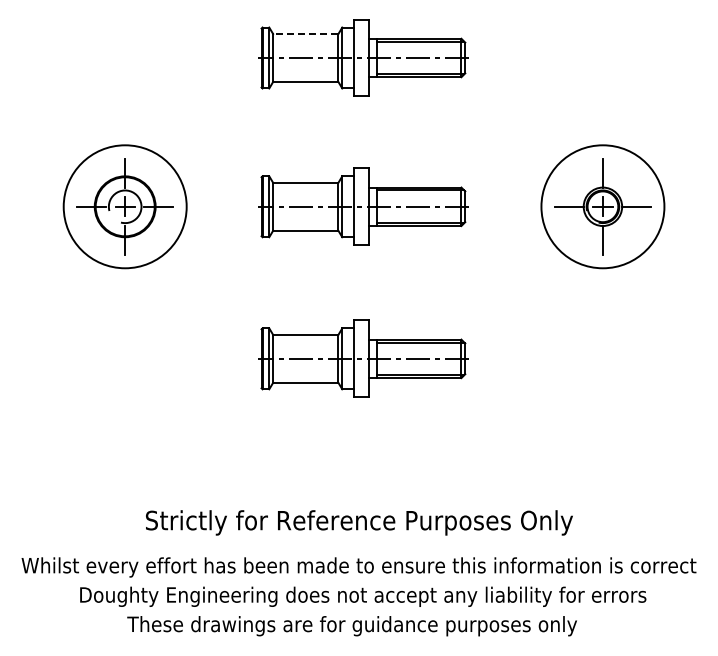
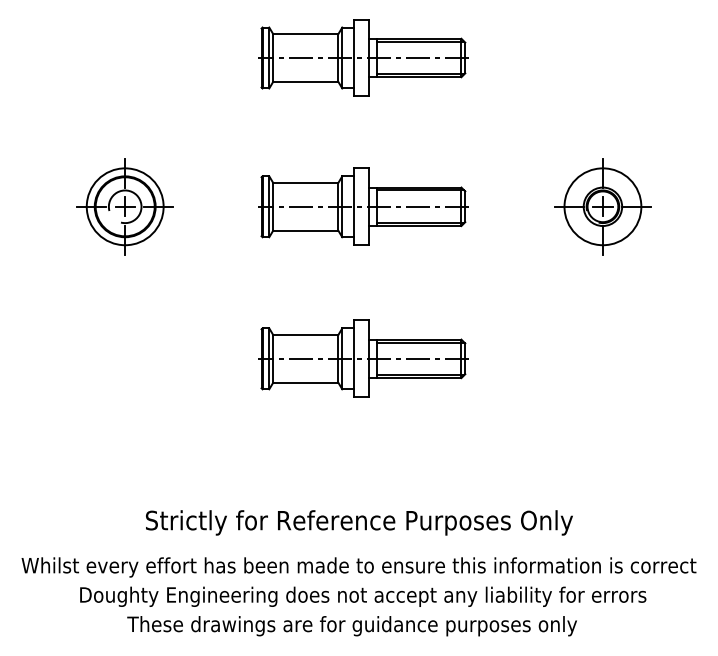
line: dashed -> solid (305, 33)
circle diameter: 123 px -> 77 px (124, 206)
circle diameter: 123 px -> 77 px (602, 206)
